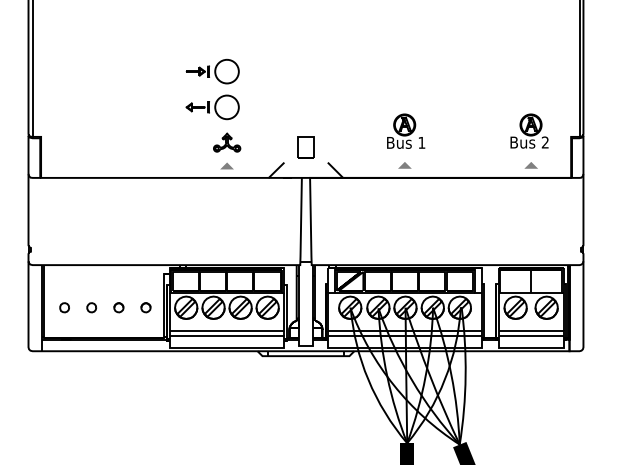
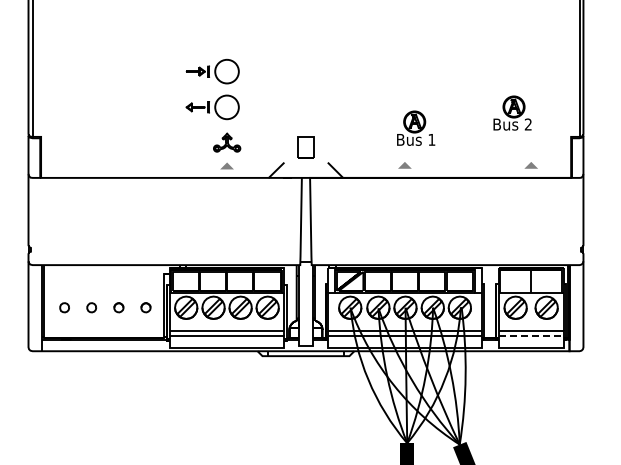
part position: (406, 130) -> (416, 127) (416, 127)
part position: (529, 130) -> (512, 112) (512, 112)
line: solid -> dashed (531, 335)
